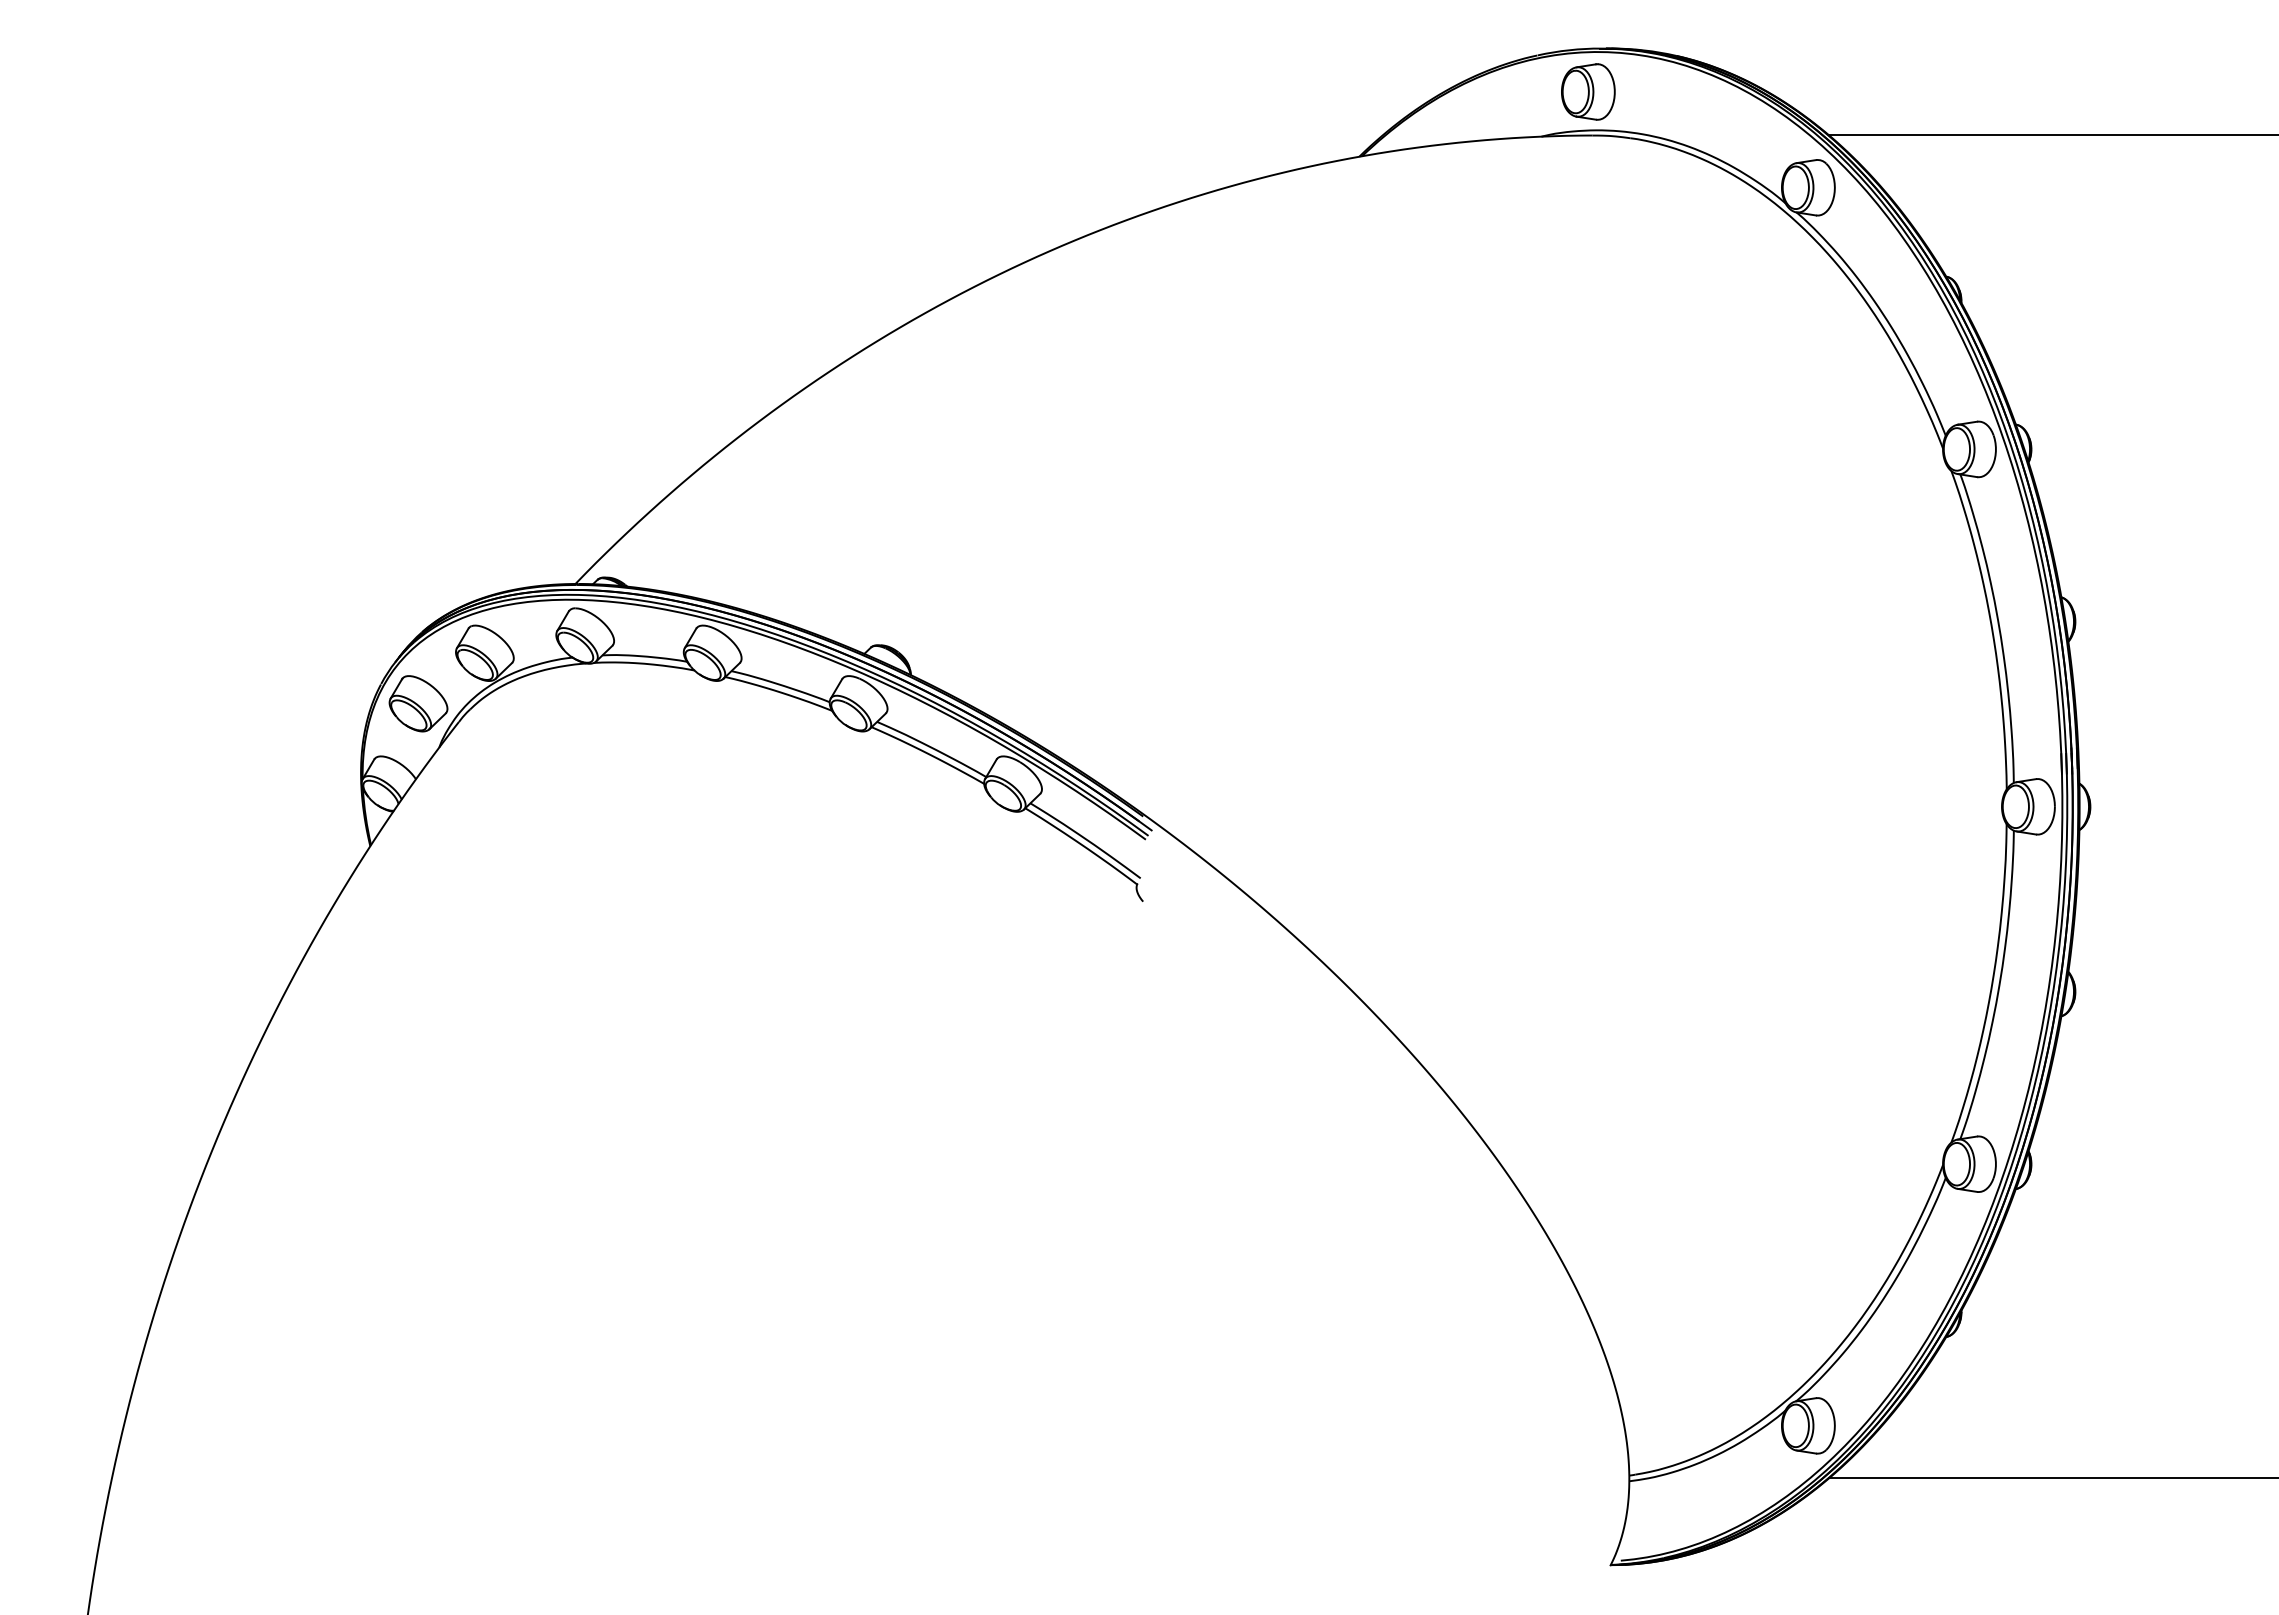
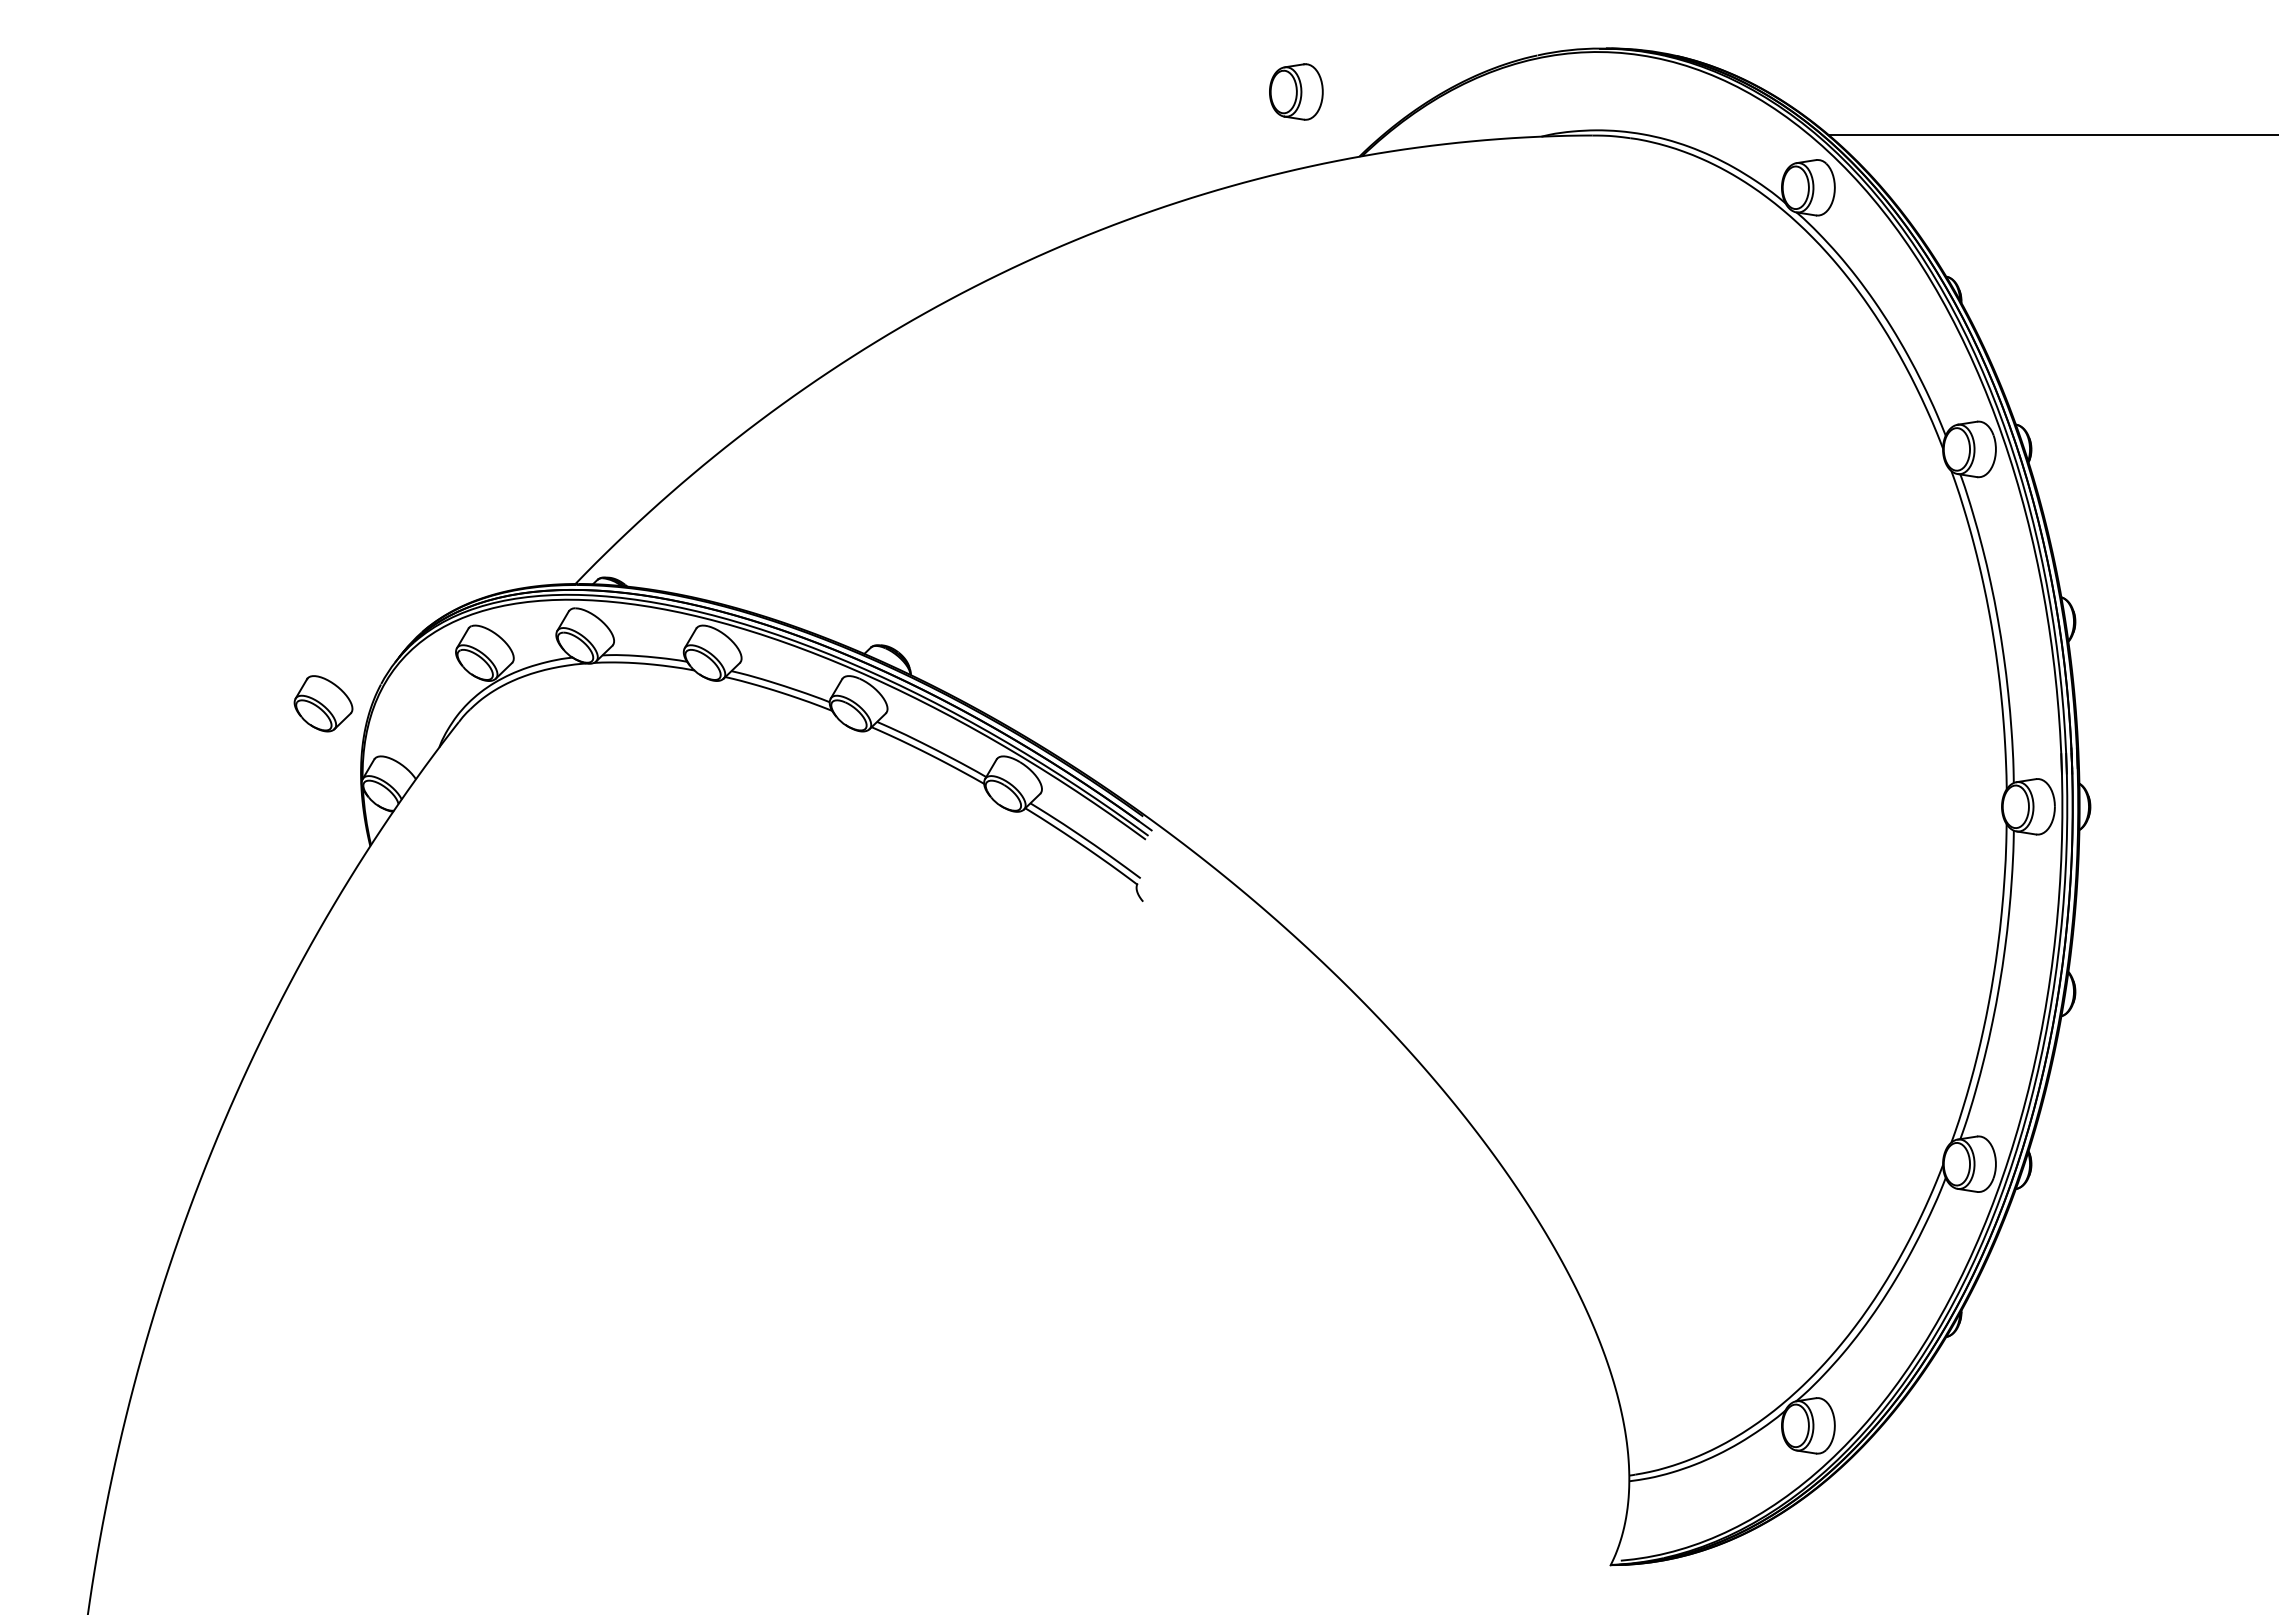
part position: (1588, 91) -> (1296, 91) (1296, 91)
part position: (418, 703) -> (323, 703) (323, 703)
line: present -> none (2052, 1478)
